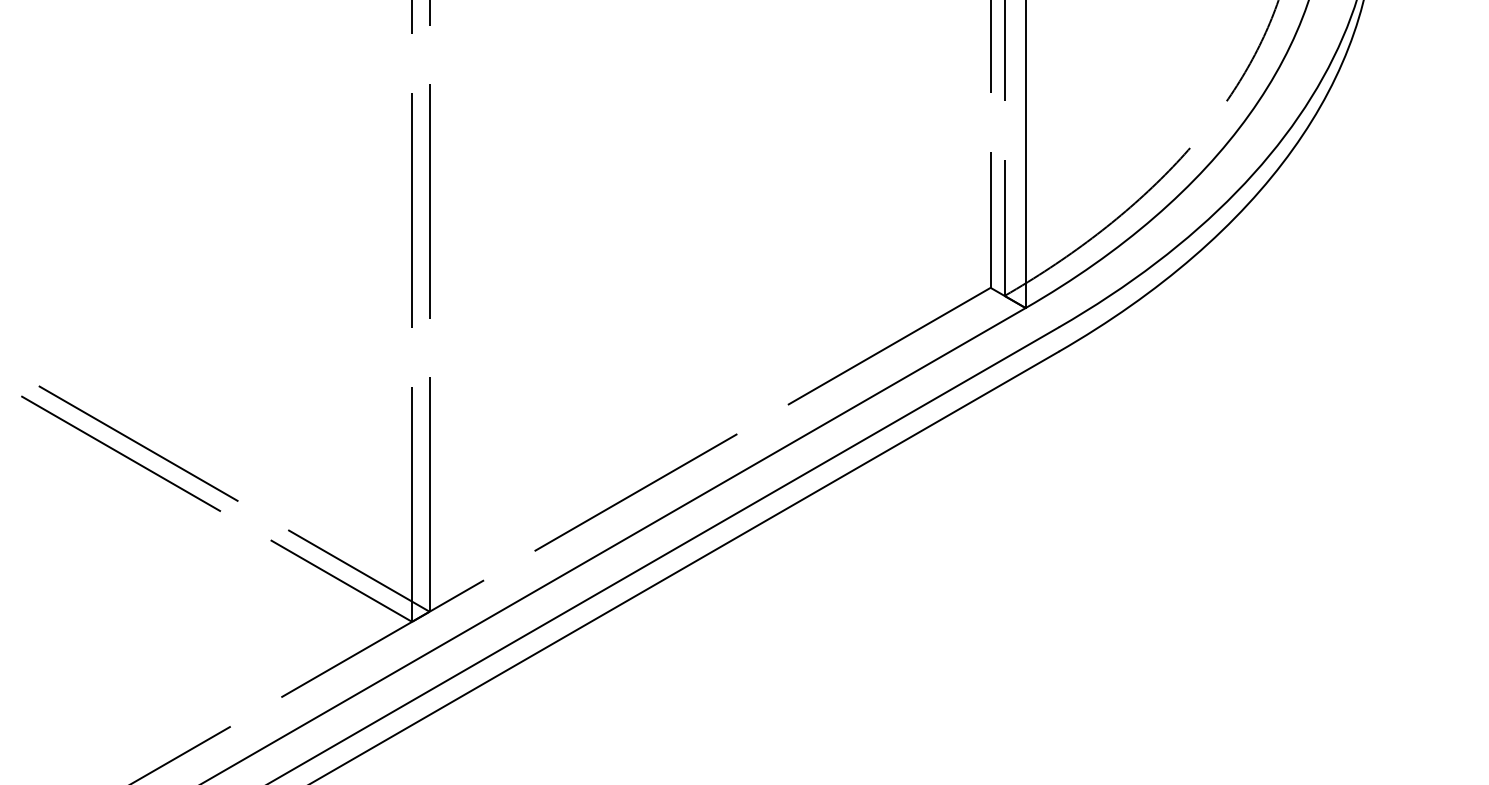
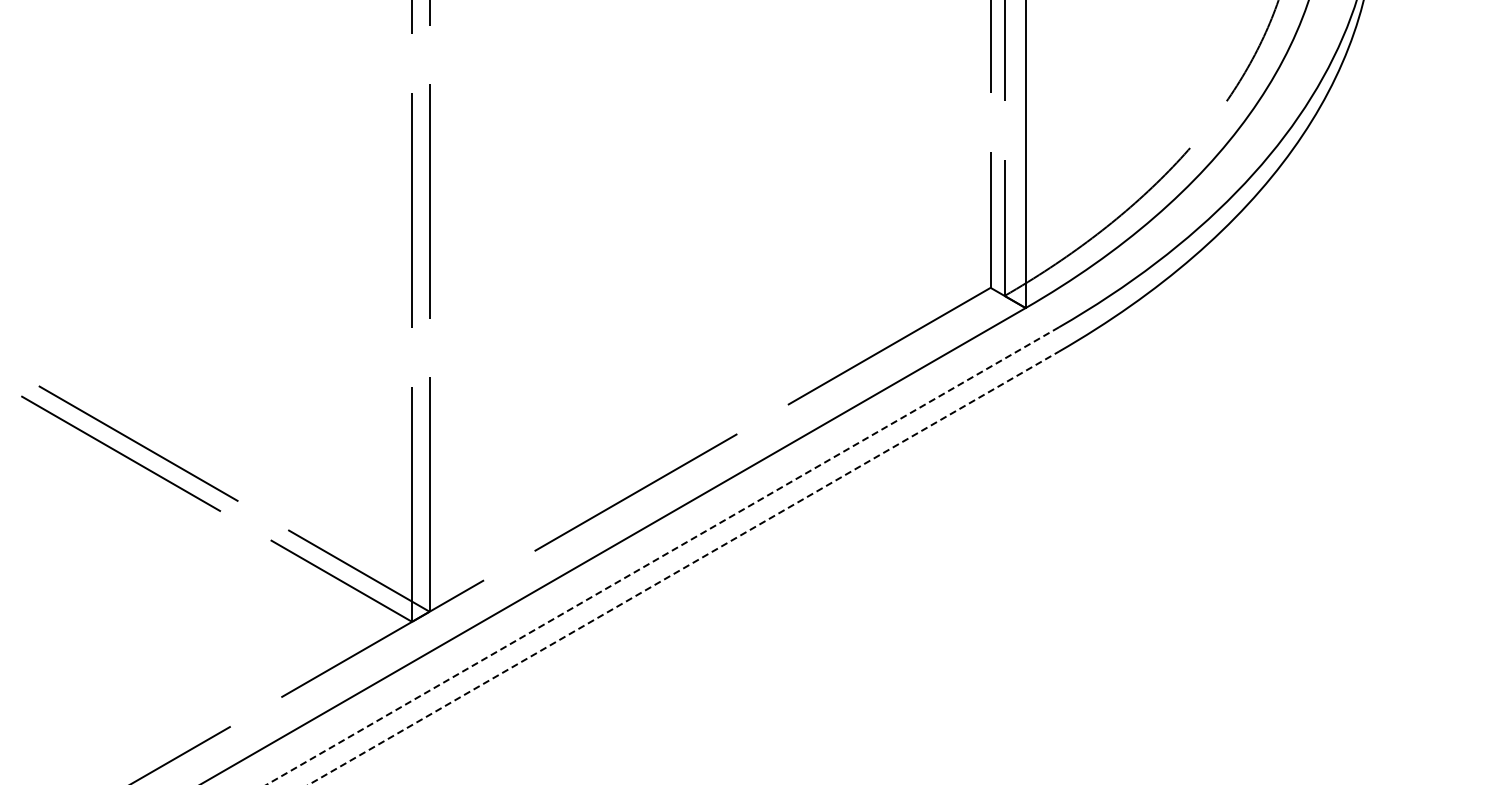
line: solid -> dashed (662, 556)
line: solid -> dashed (684, 568)
